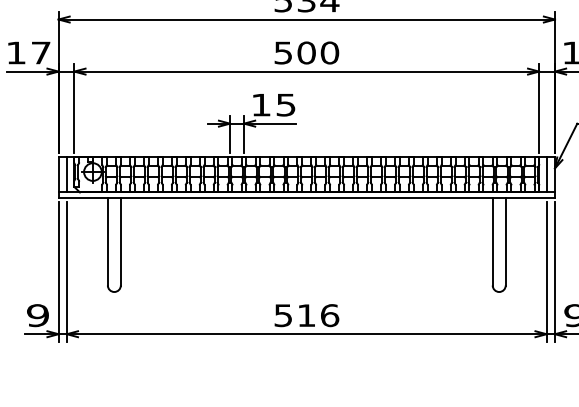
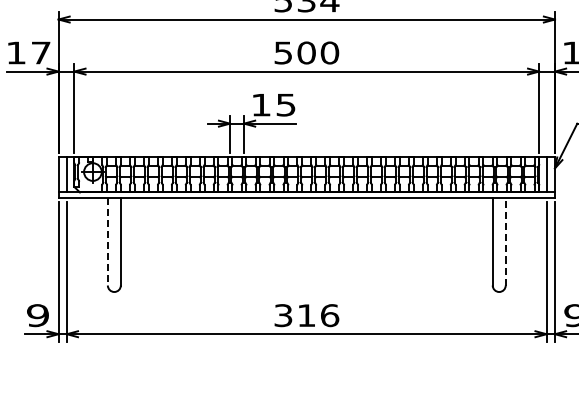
line: solid -> dashed (107, 241)
line: solid -> dashed (505, 241)
text: 516 -> 316 (283, 315)
